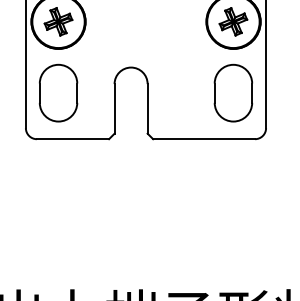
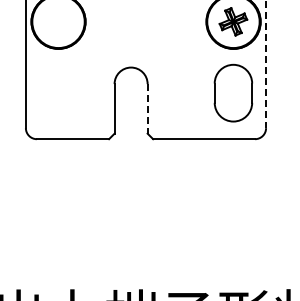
part: present -> none (58, 21)
line: solid -> dashed (266, 64)
part: present -> none (58, 92)
line: solid -> dashed (147, 108)
